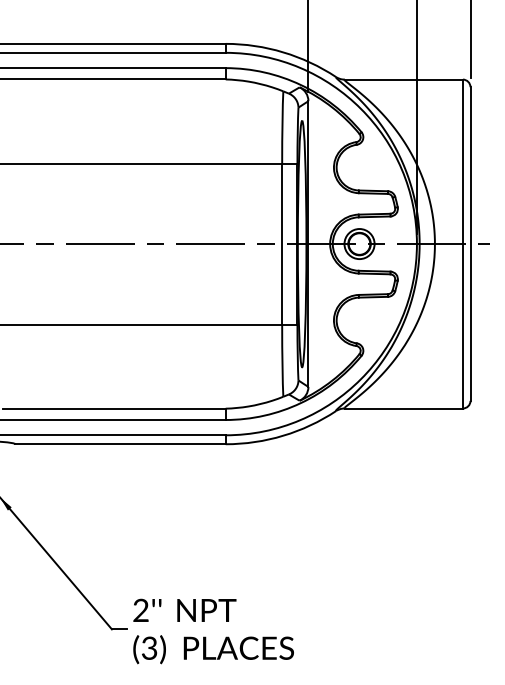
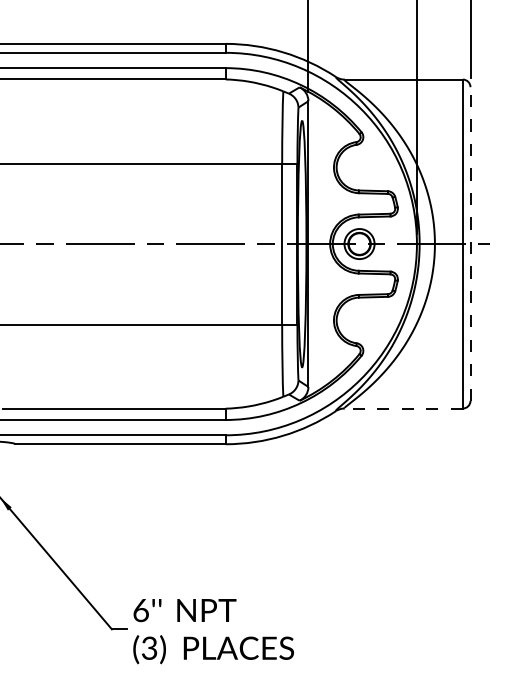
line: solid -> dashed (470, 244)
line: solid -> dashed (403, 408)
text: 2'' -> 6'' (140, 610)
